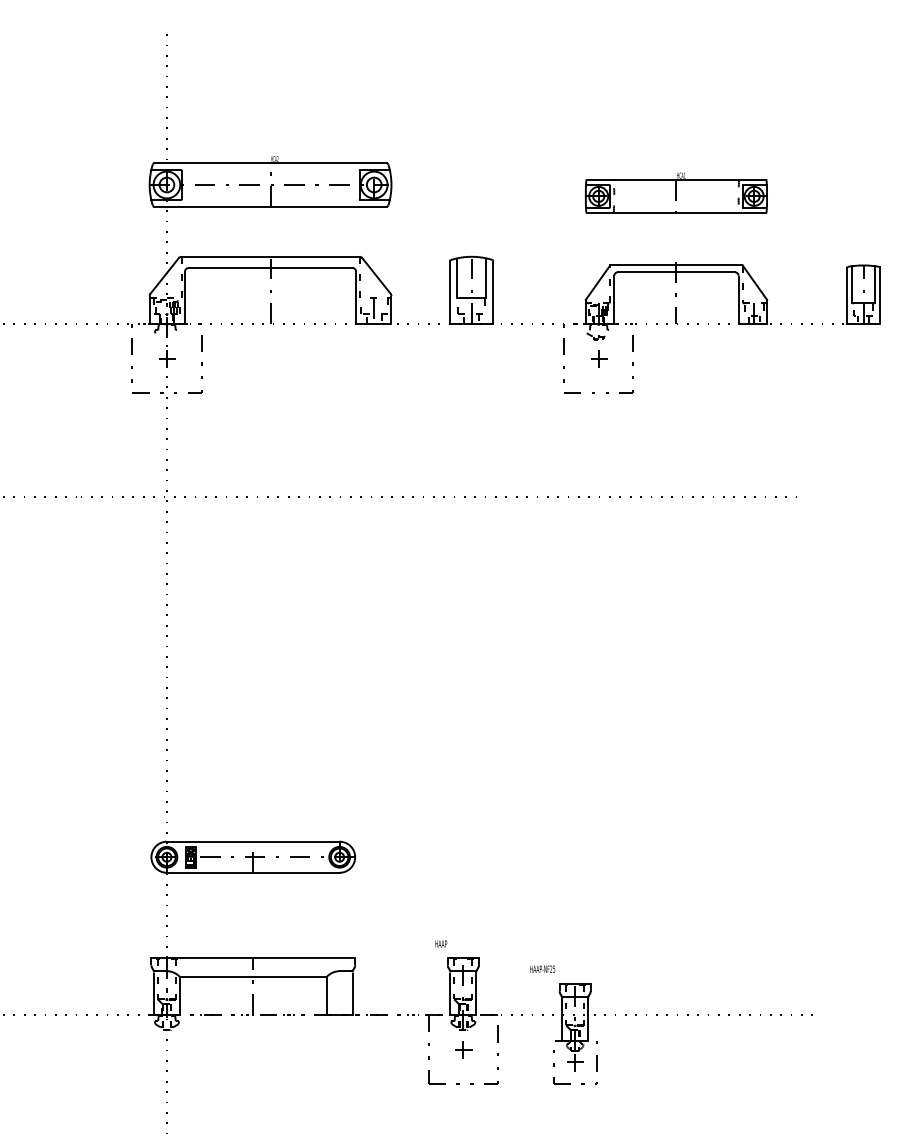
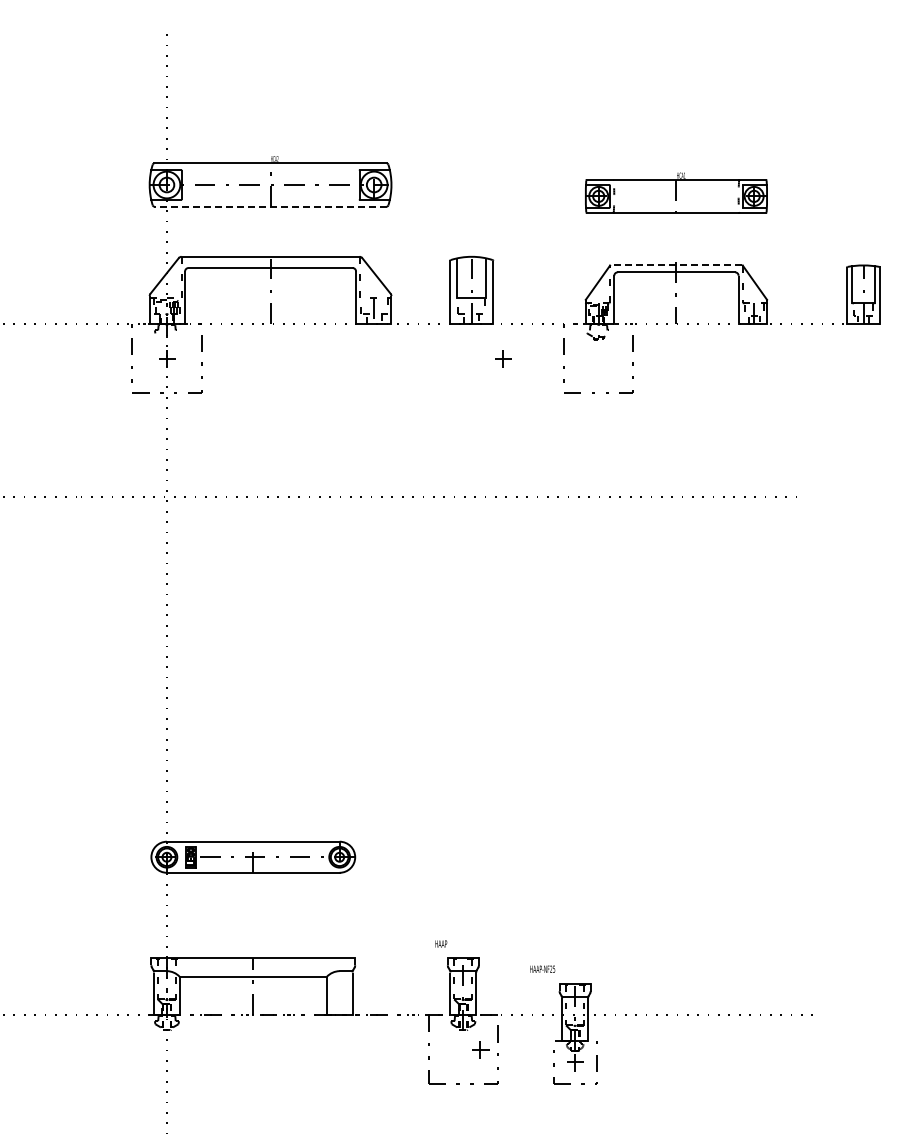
line: solid -> dashed (270, 206)
line: solid -> dashed (676, 265)
part position: (599, 358) -> (503, 358) (503, 358)
part position: (463, 1049) -> (480, 1049) (480, 1049)
